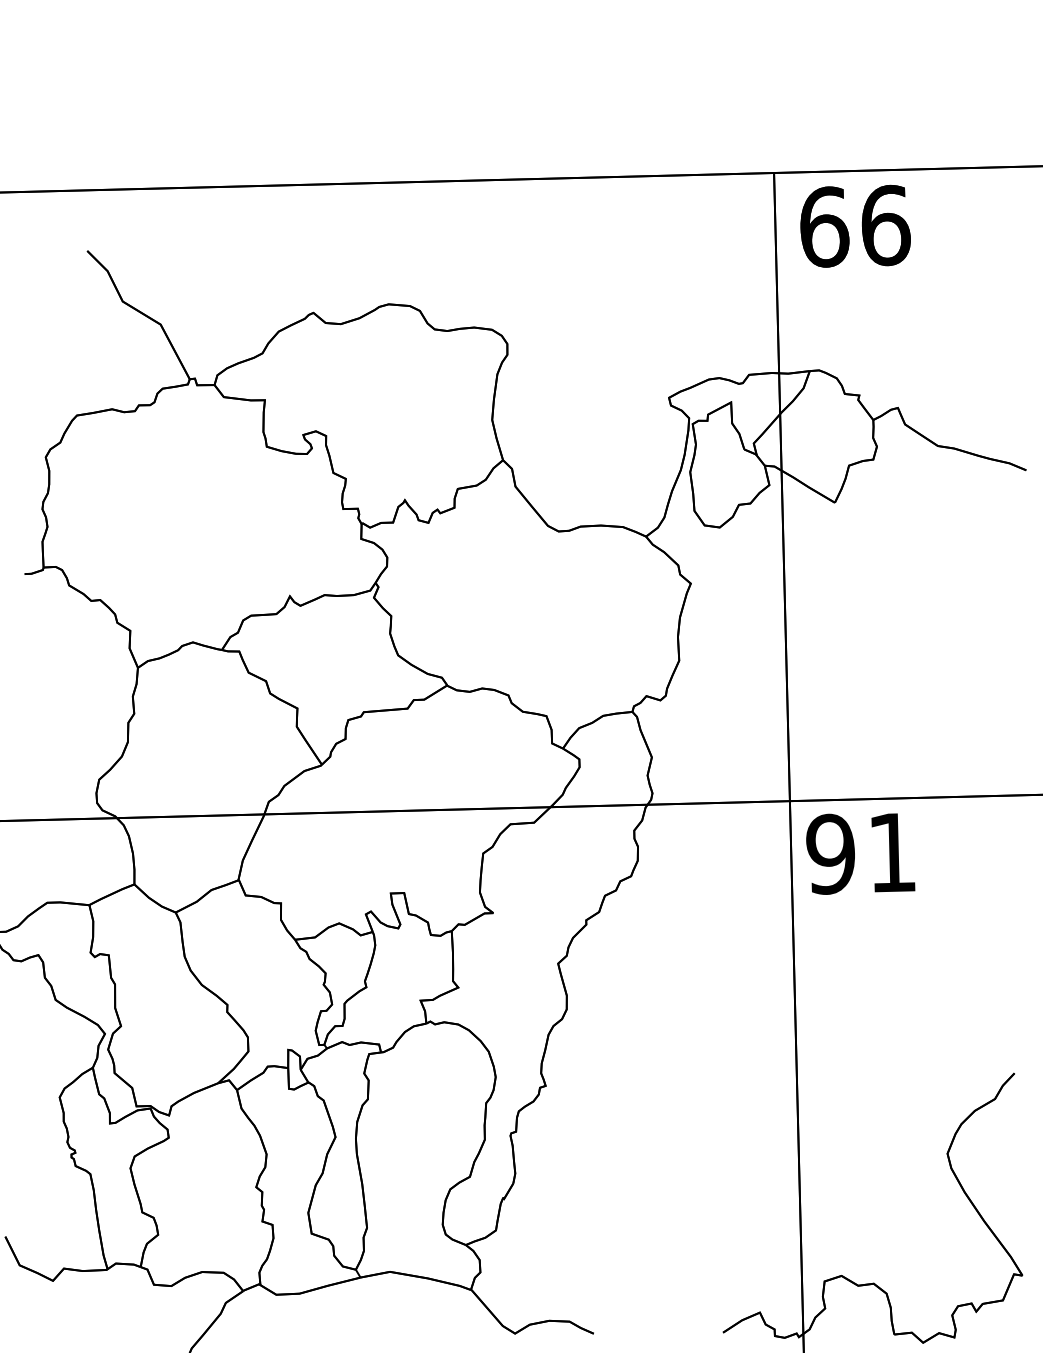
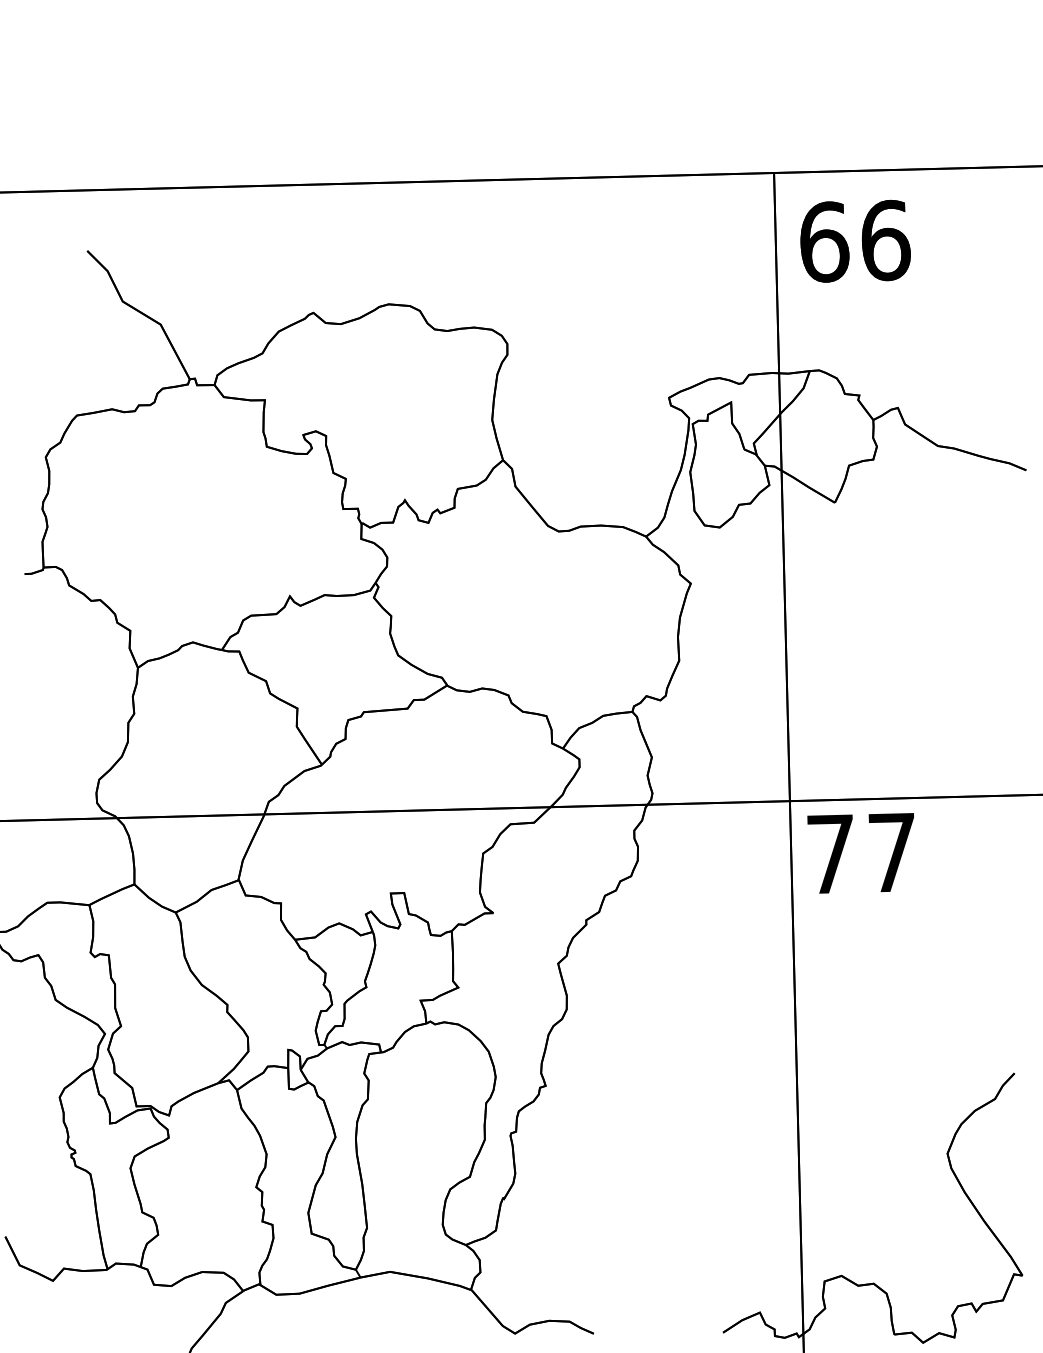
text position: (855, 225) -> (855, 240) (855, 240)
text: 91 -> 77 (860, 853)
